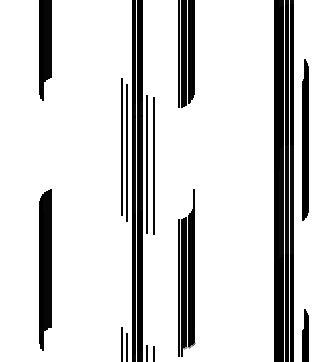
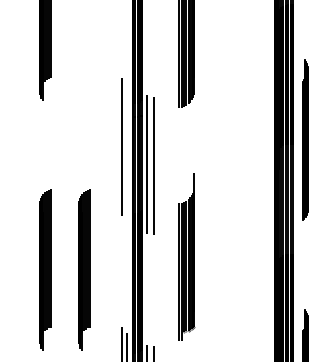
line: present -> none (126, 152)
part: none -> present (84, 269)
part position: (186, 272) -> (186, 256) (186, 256)
